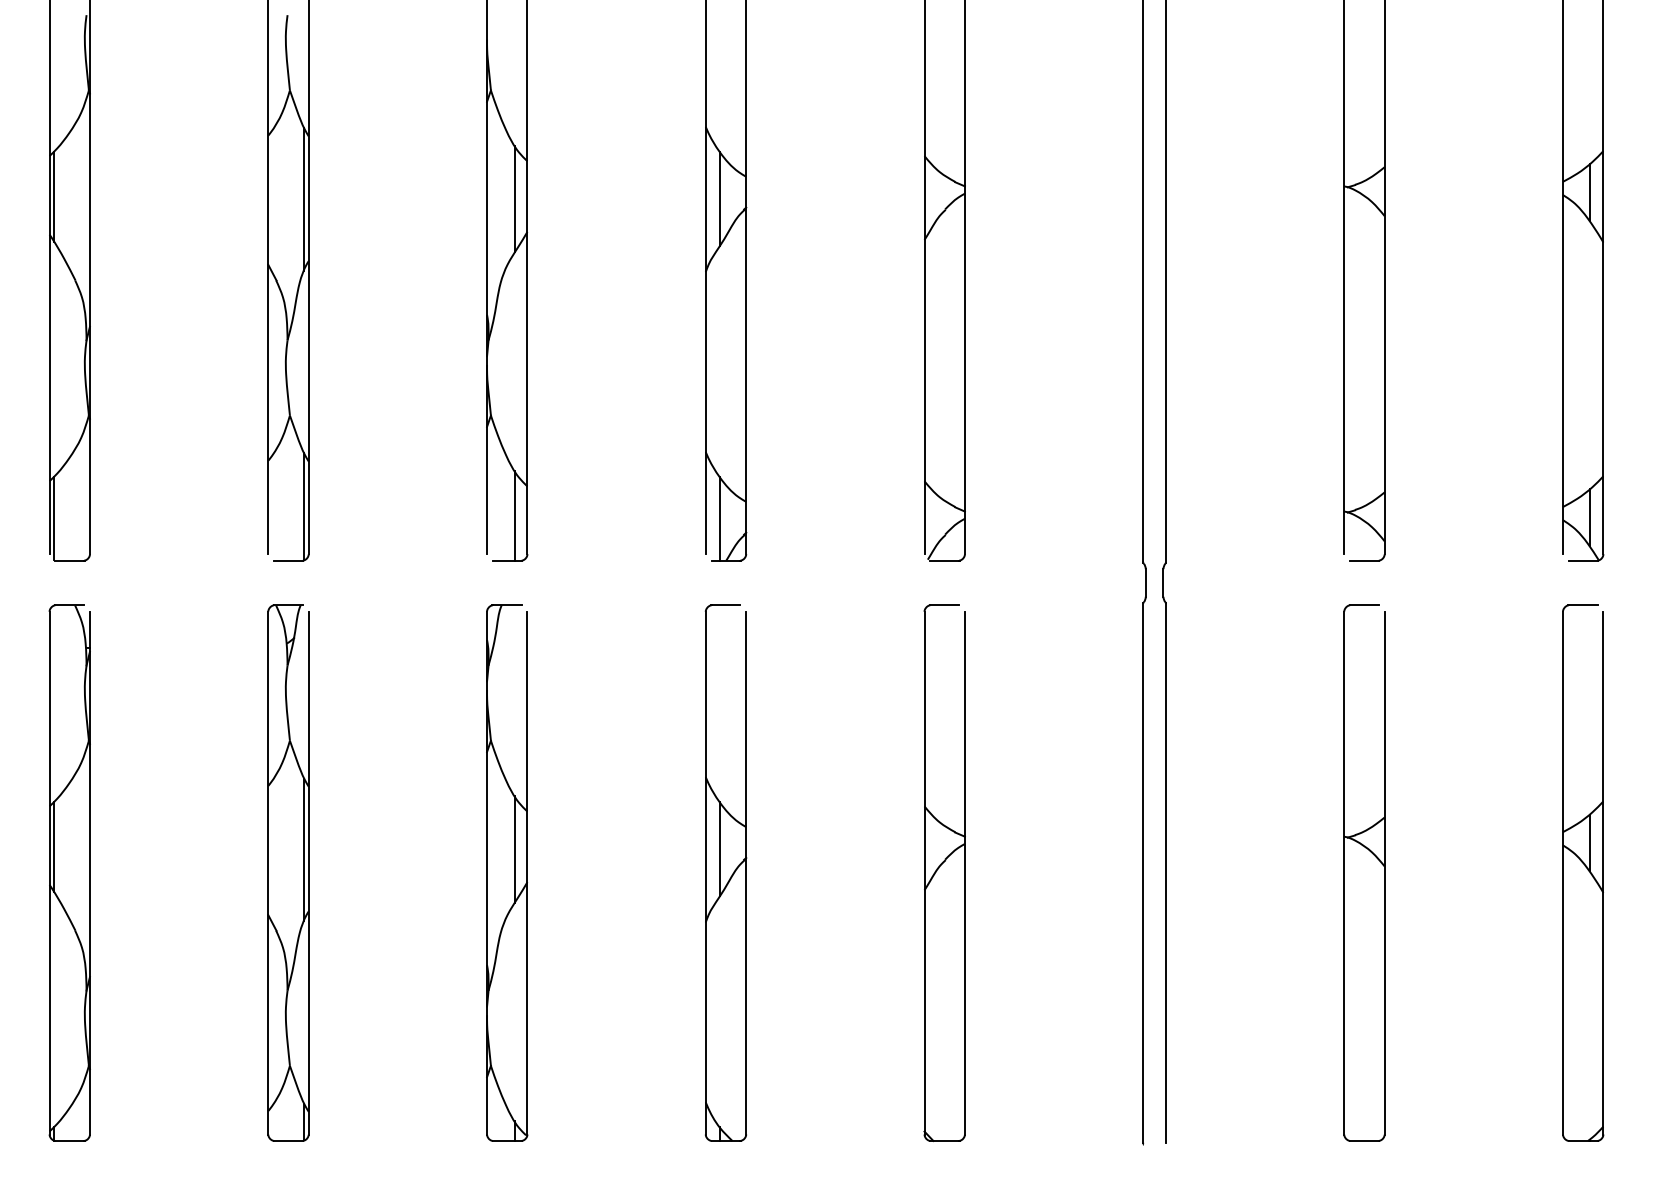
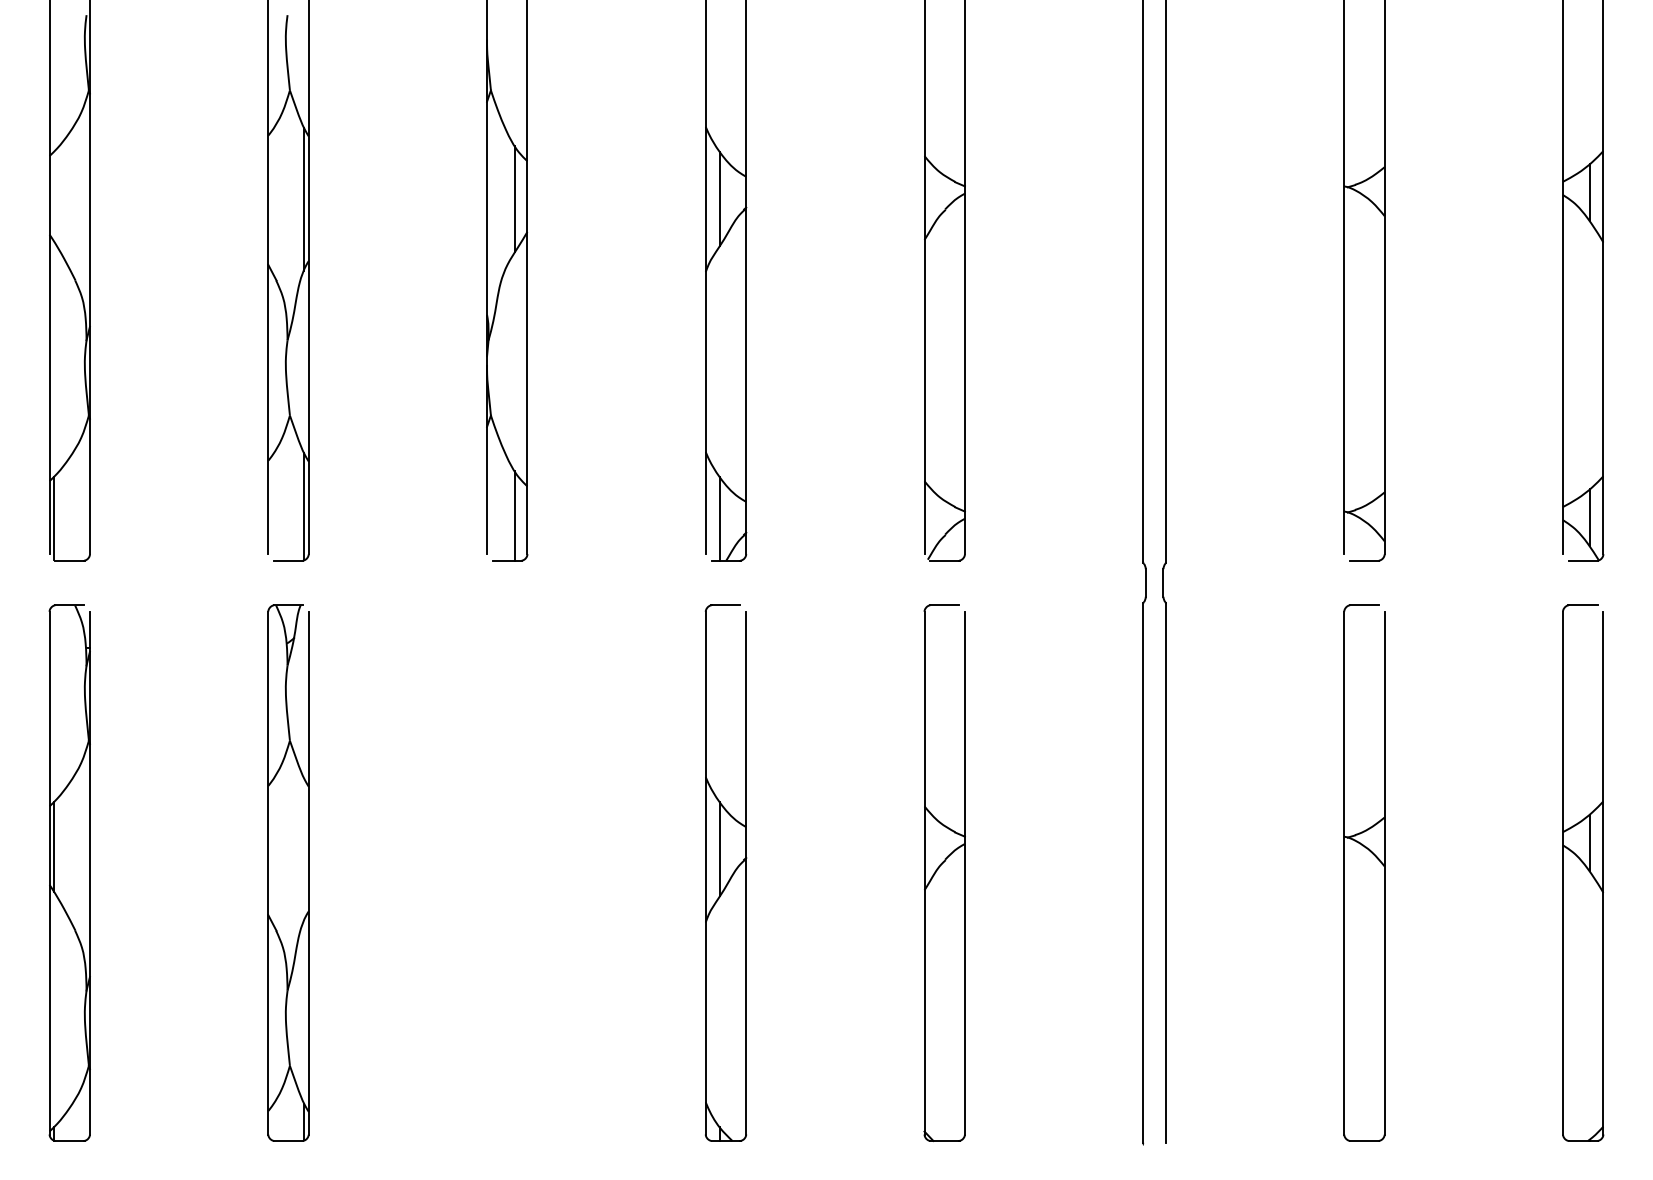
line: present -> none (53, 196)
line: present -> none (304, 849)
part: present -> none (507, 872)
